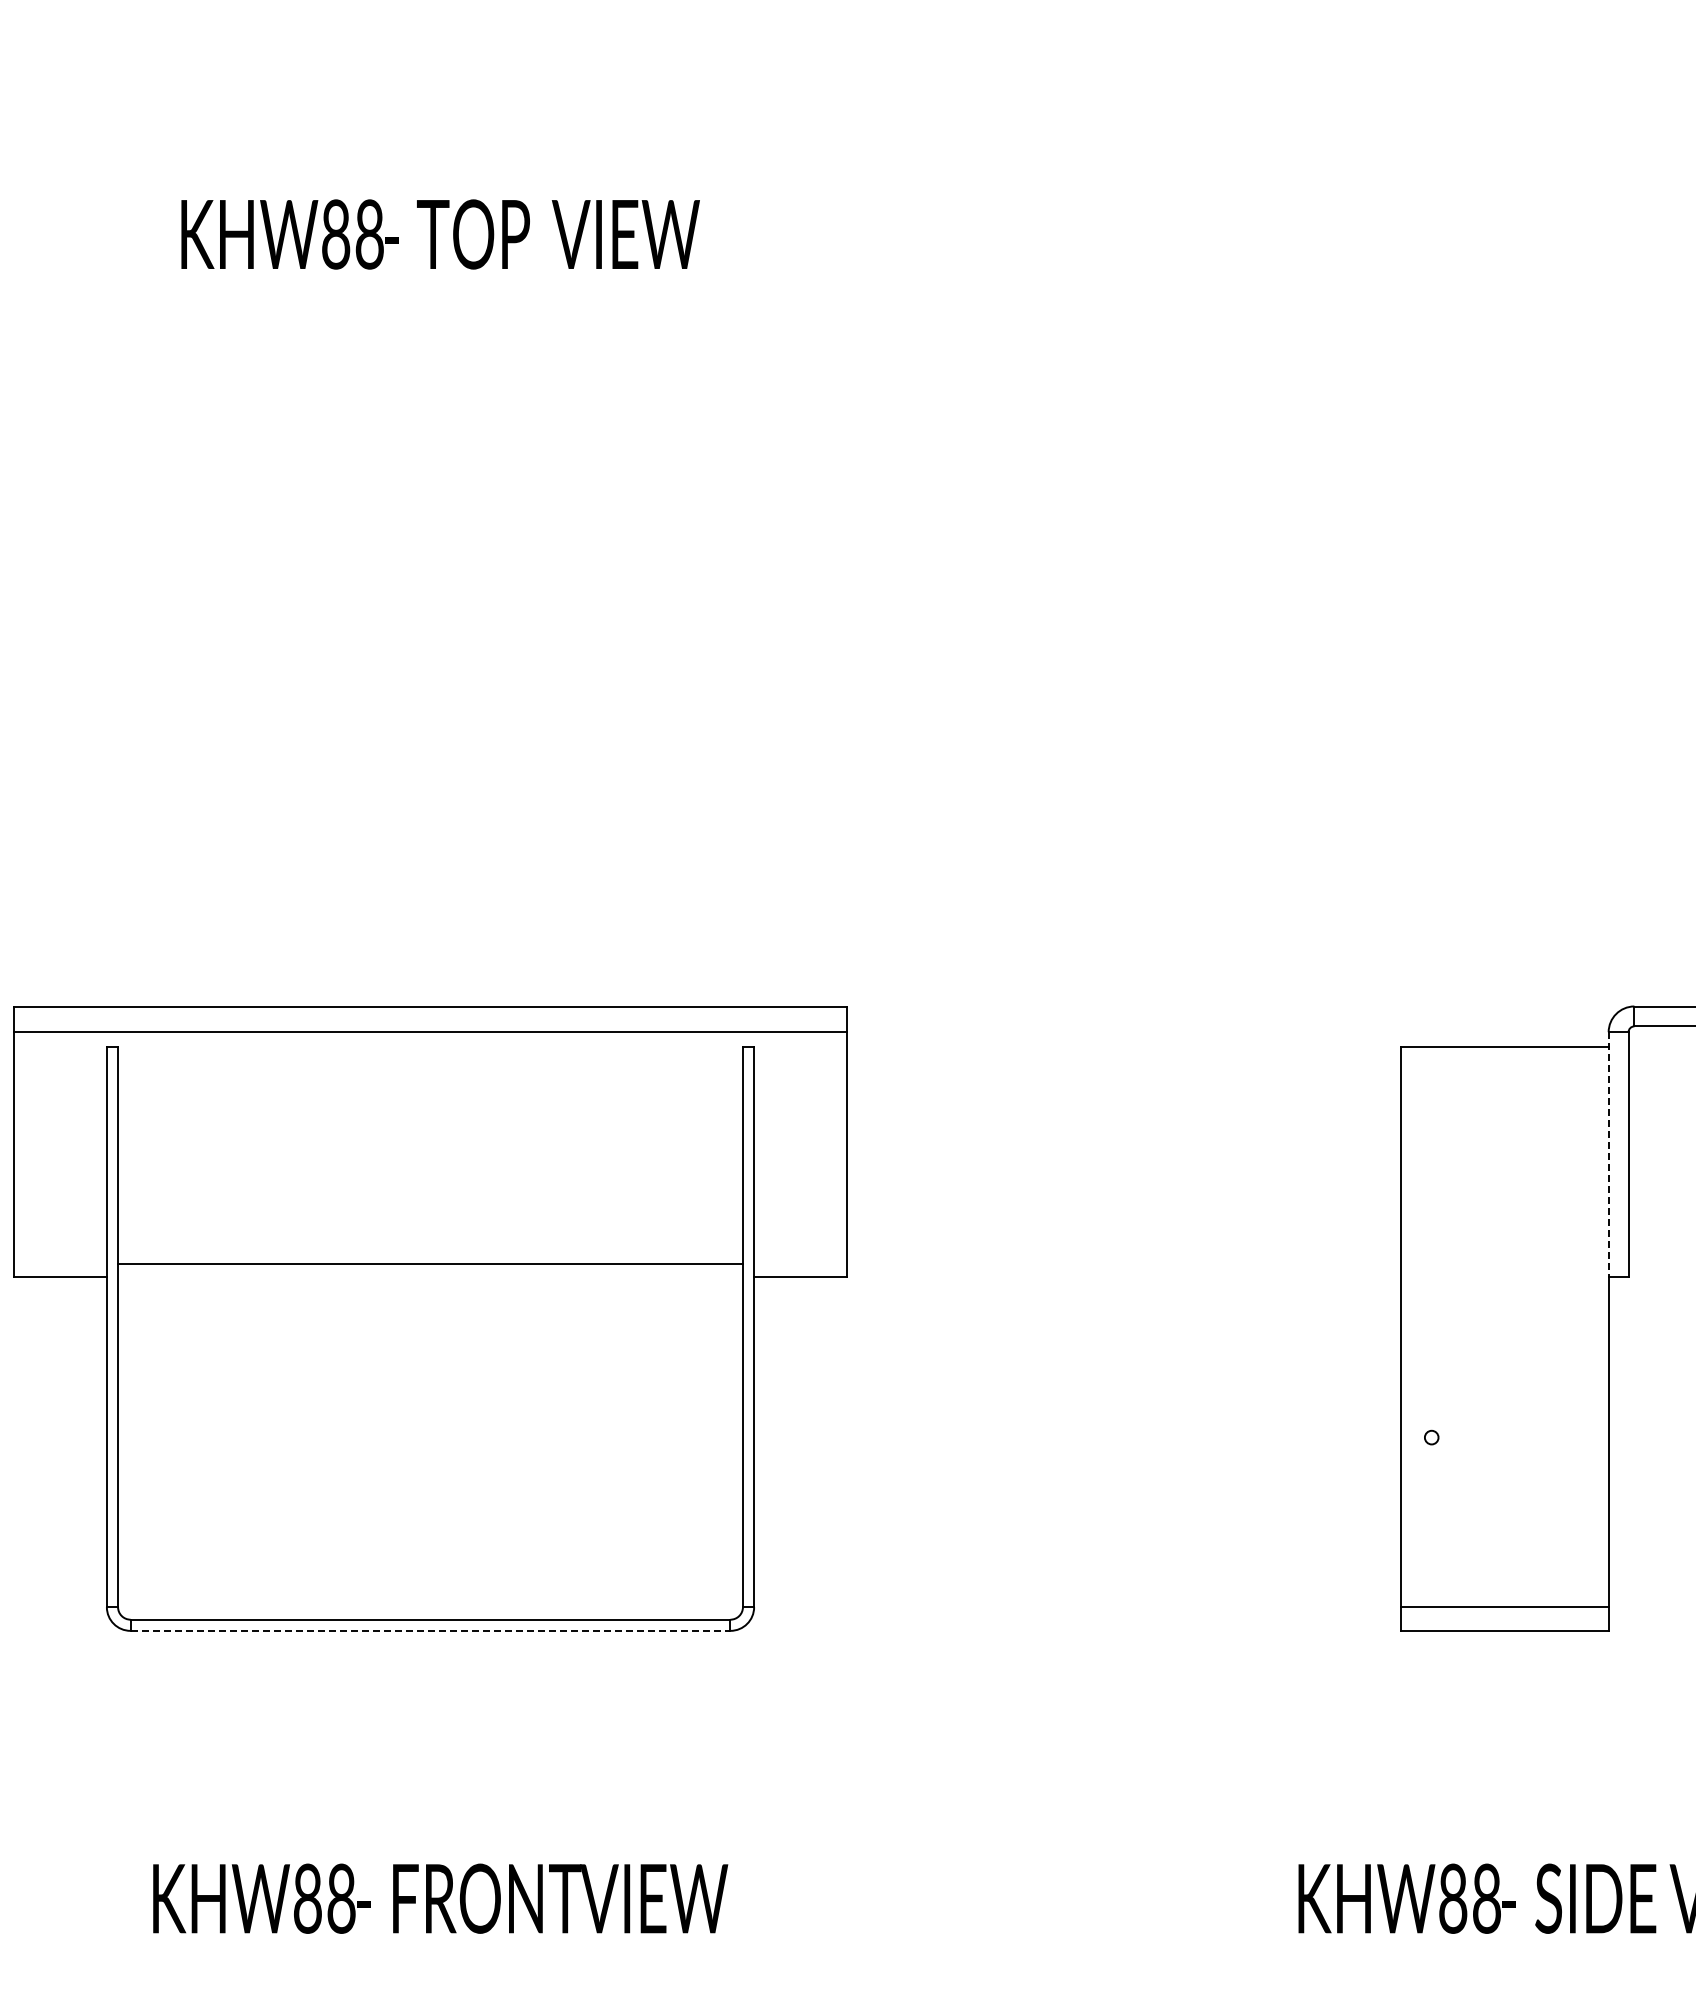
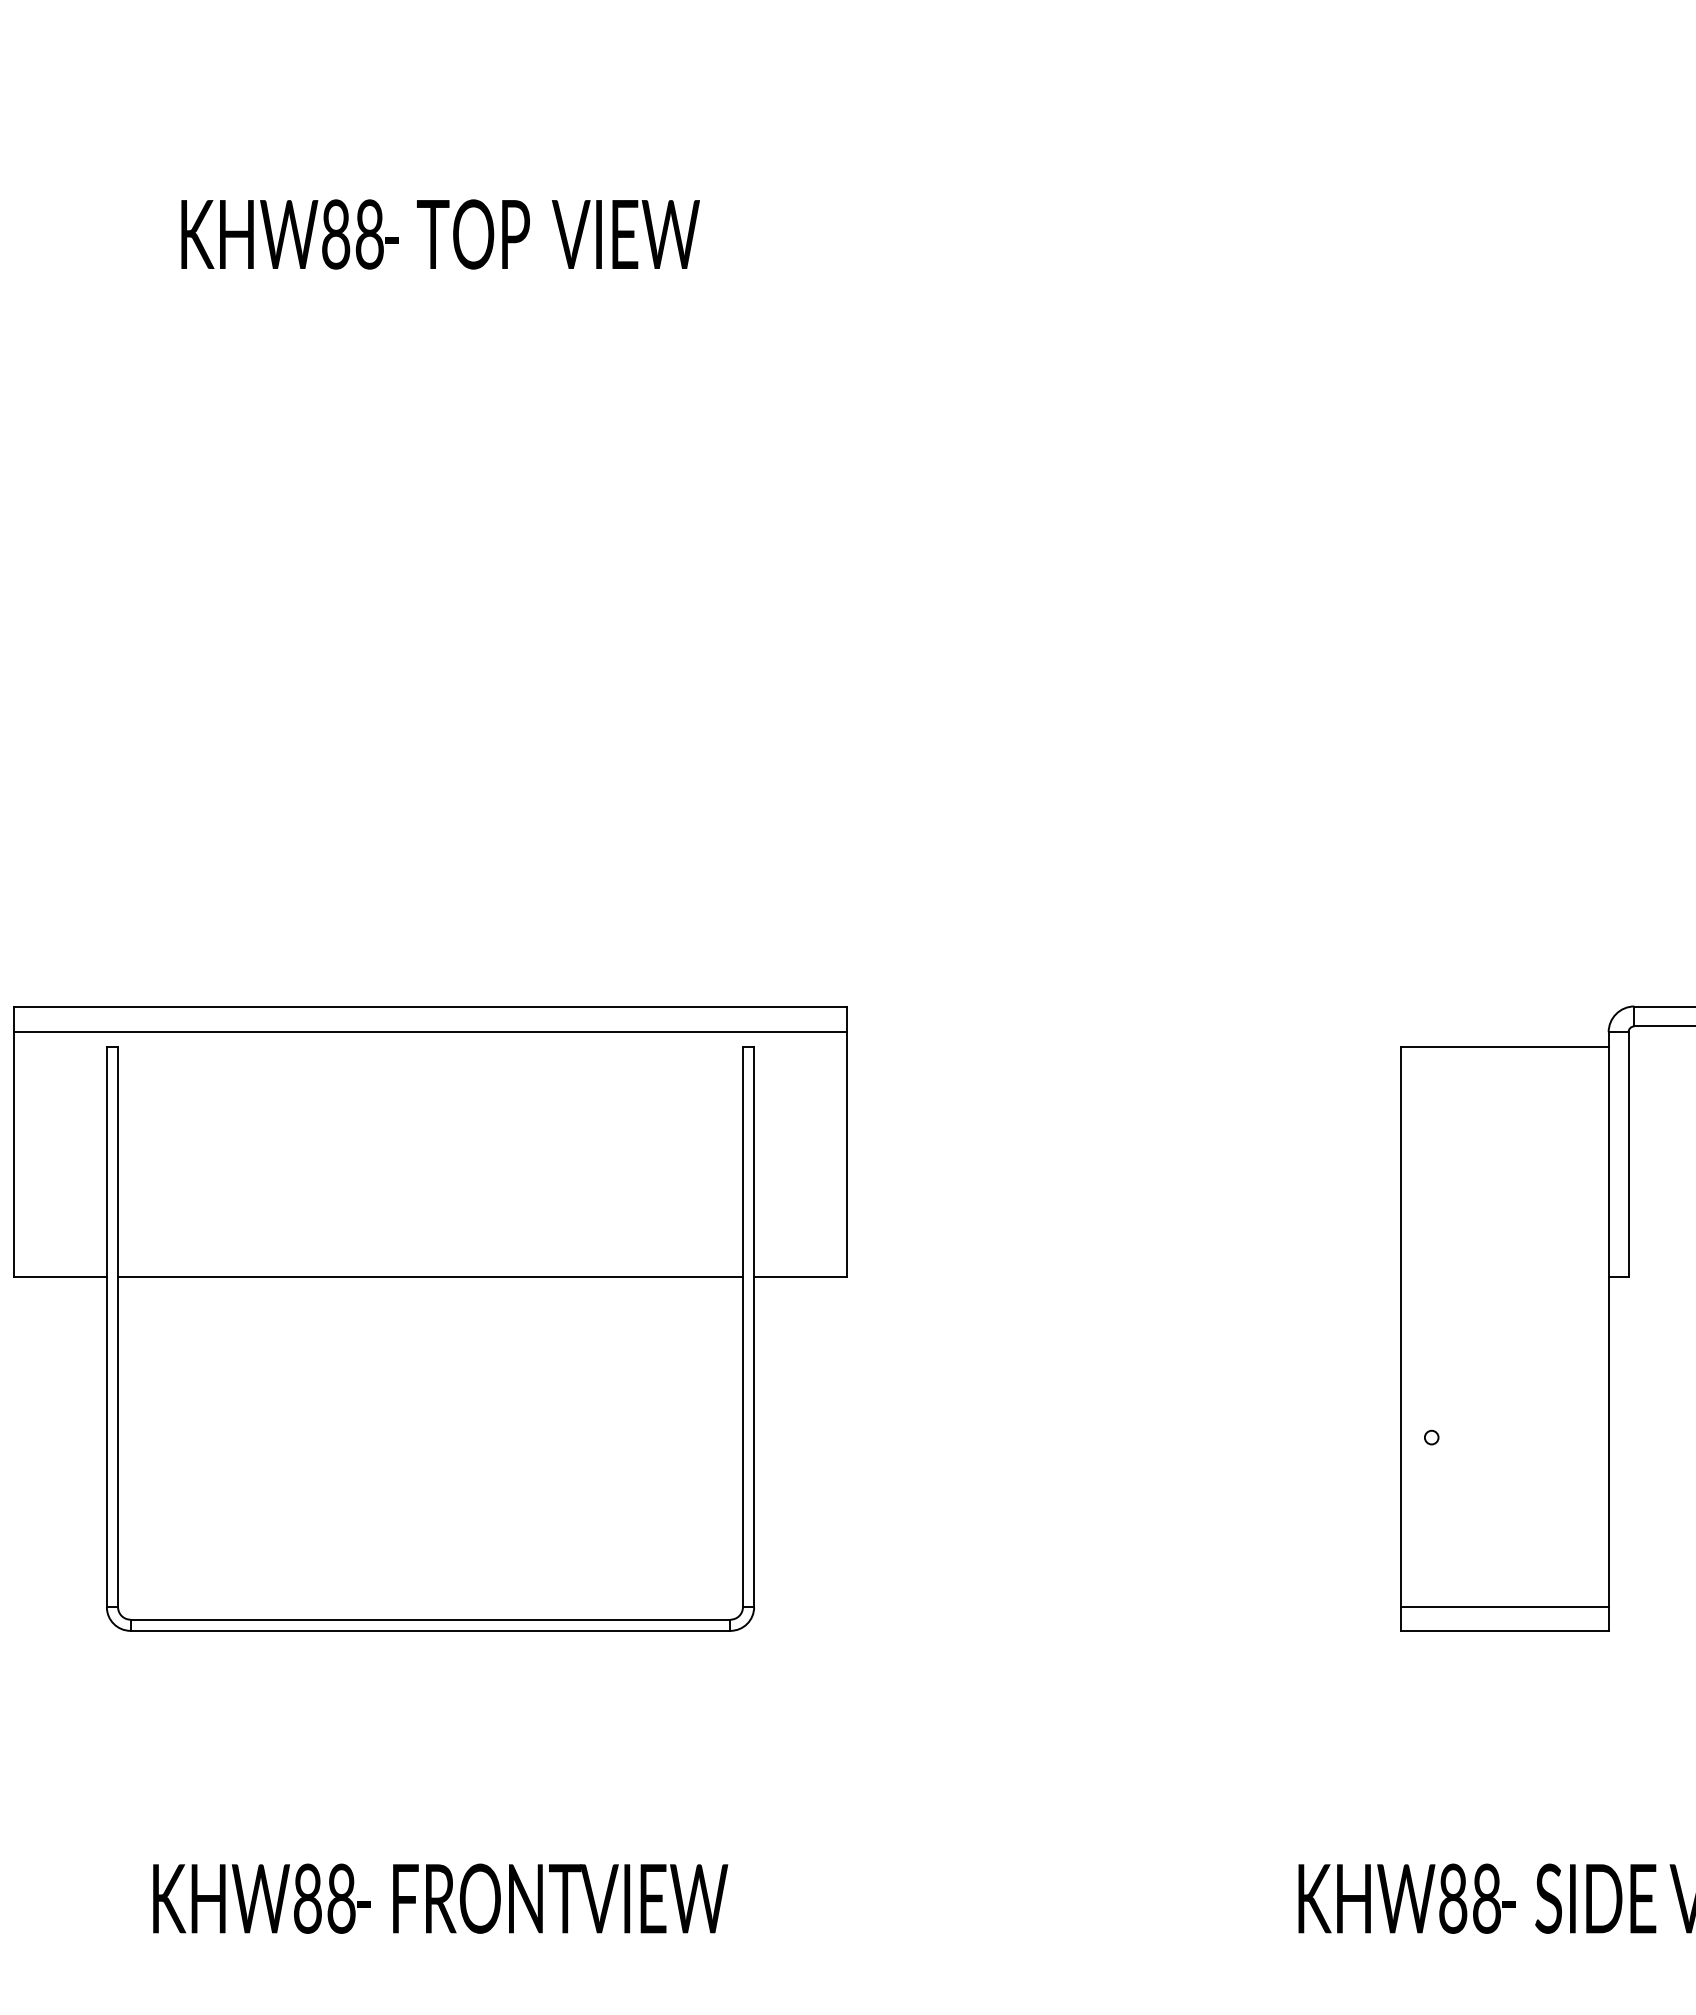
line: dashed -> solid (1608, 1154)
line position: (430, 1264) -> (430, 1277) (430, 1277)
line: dashed -> solid (430, 1630)
